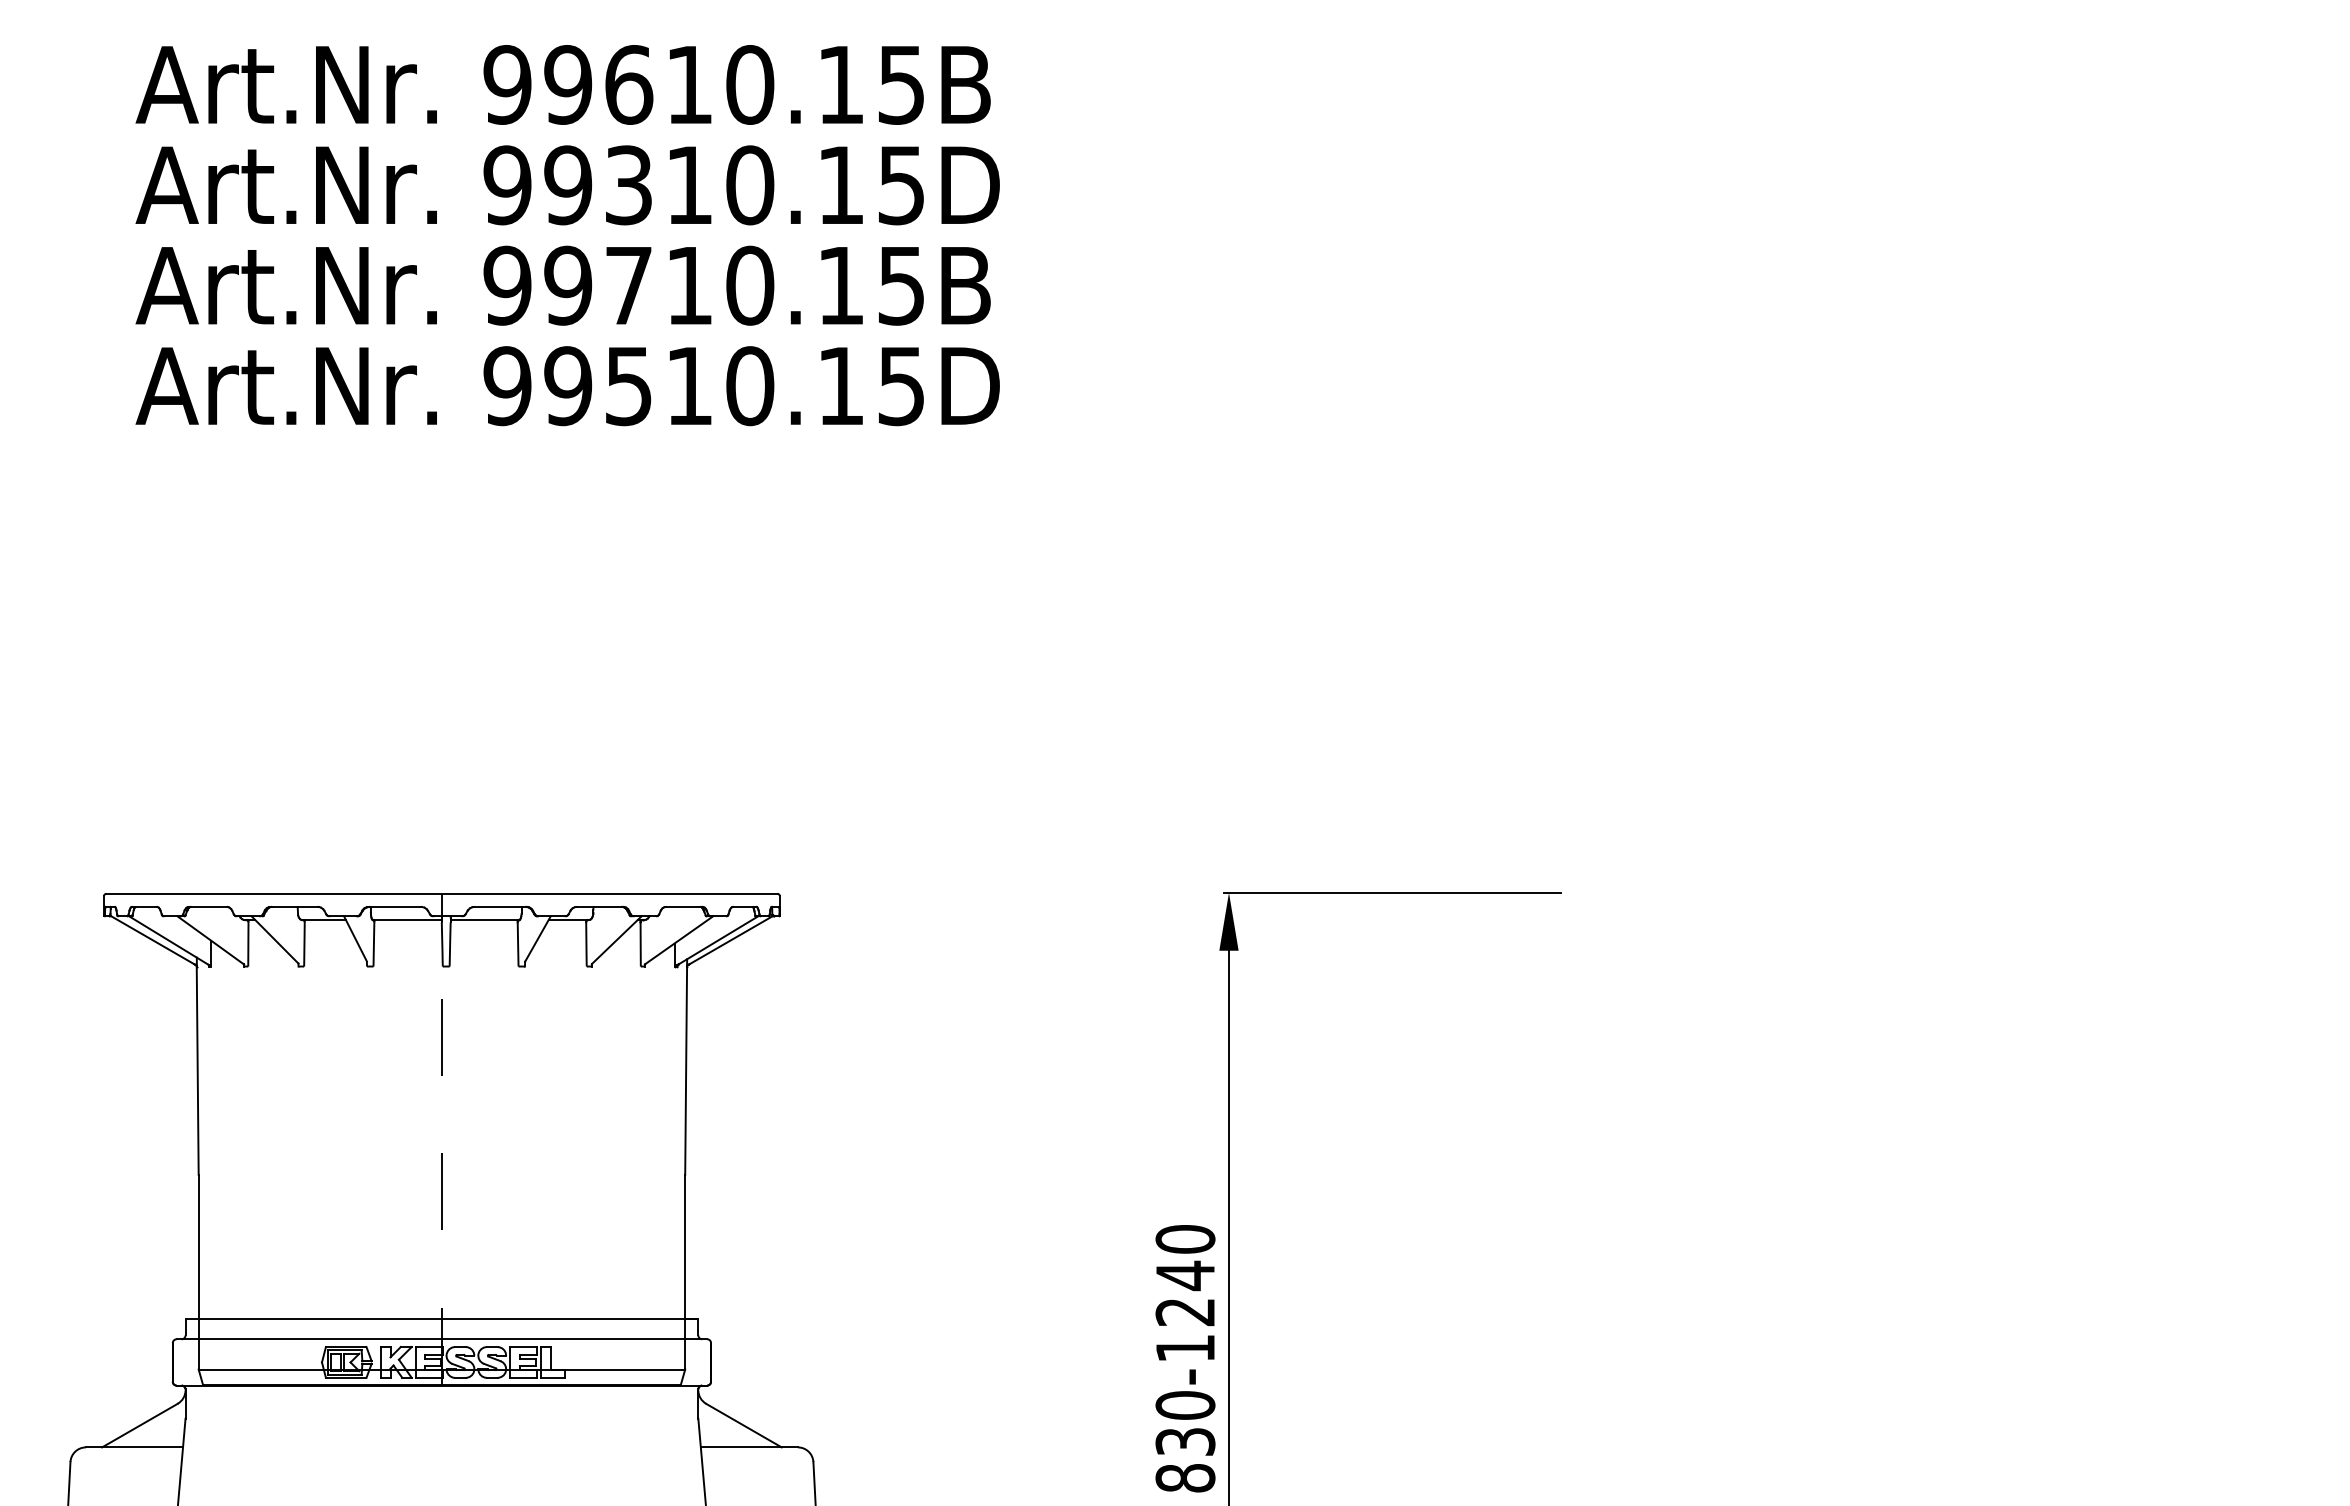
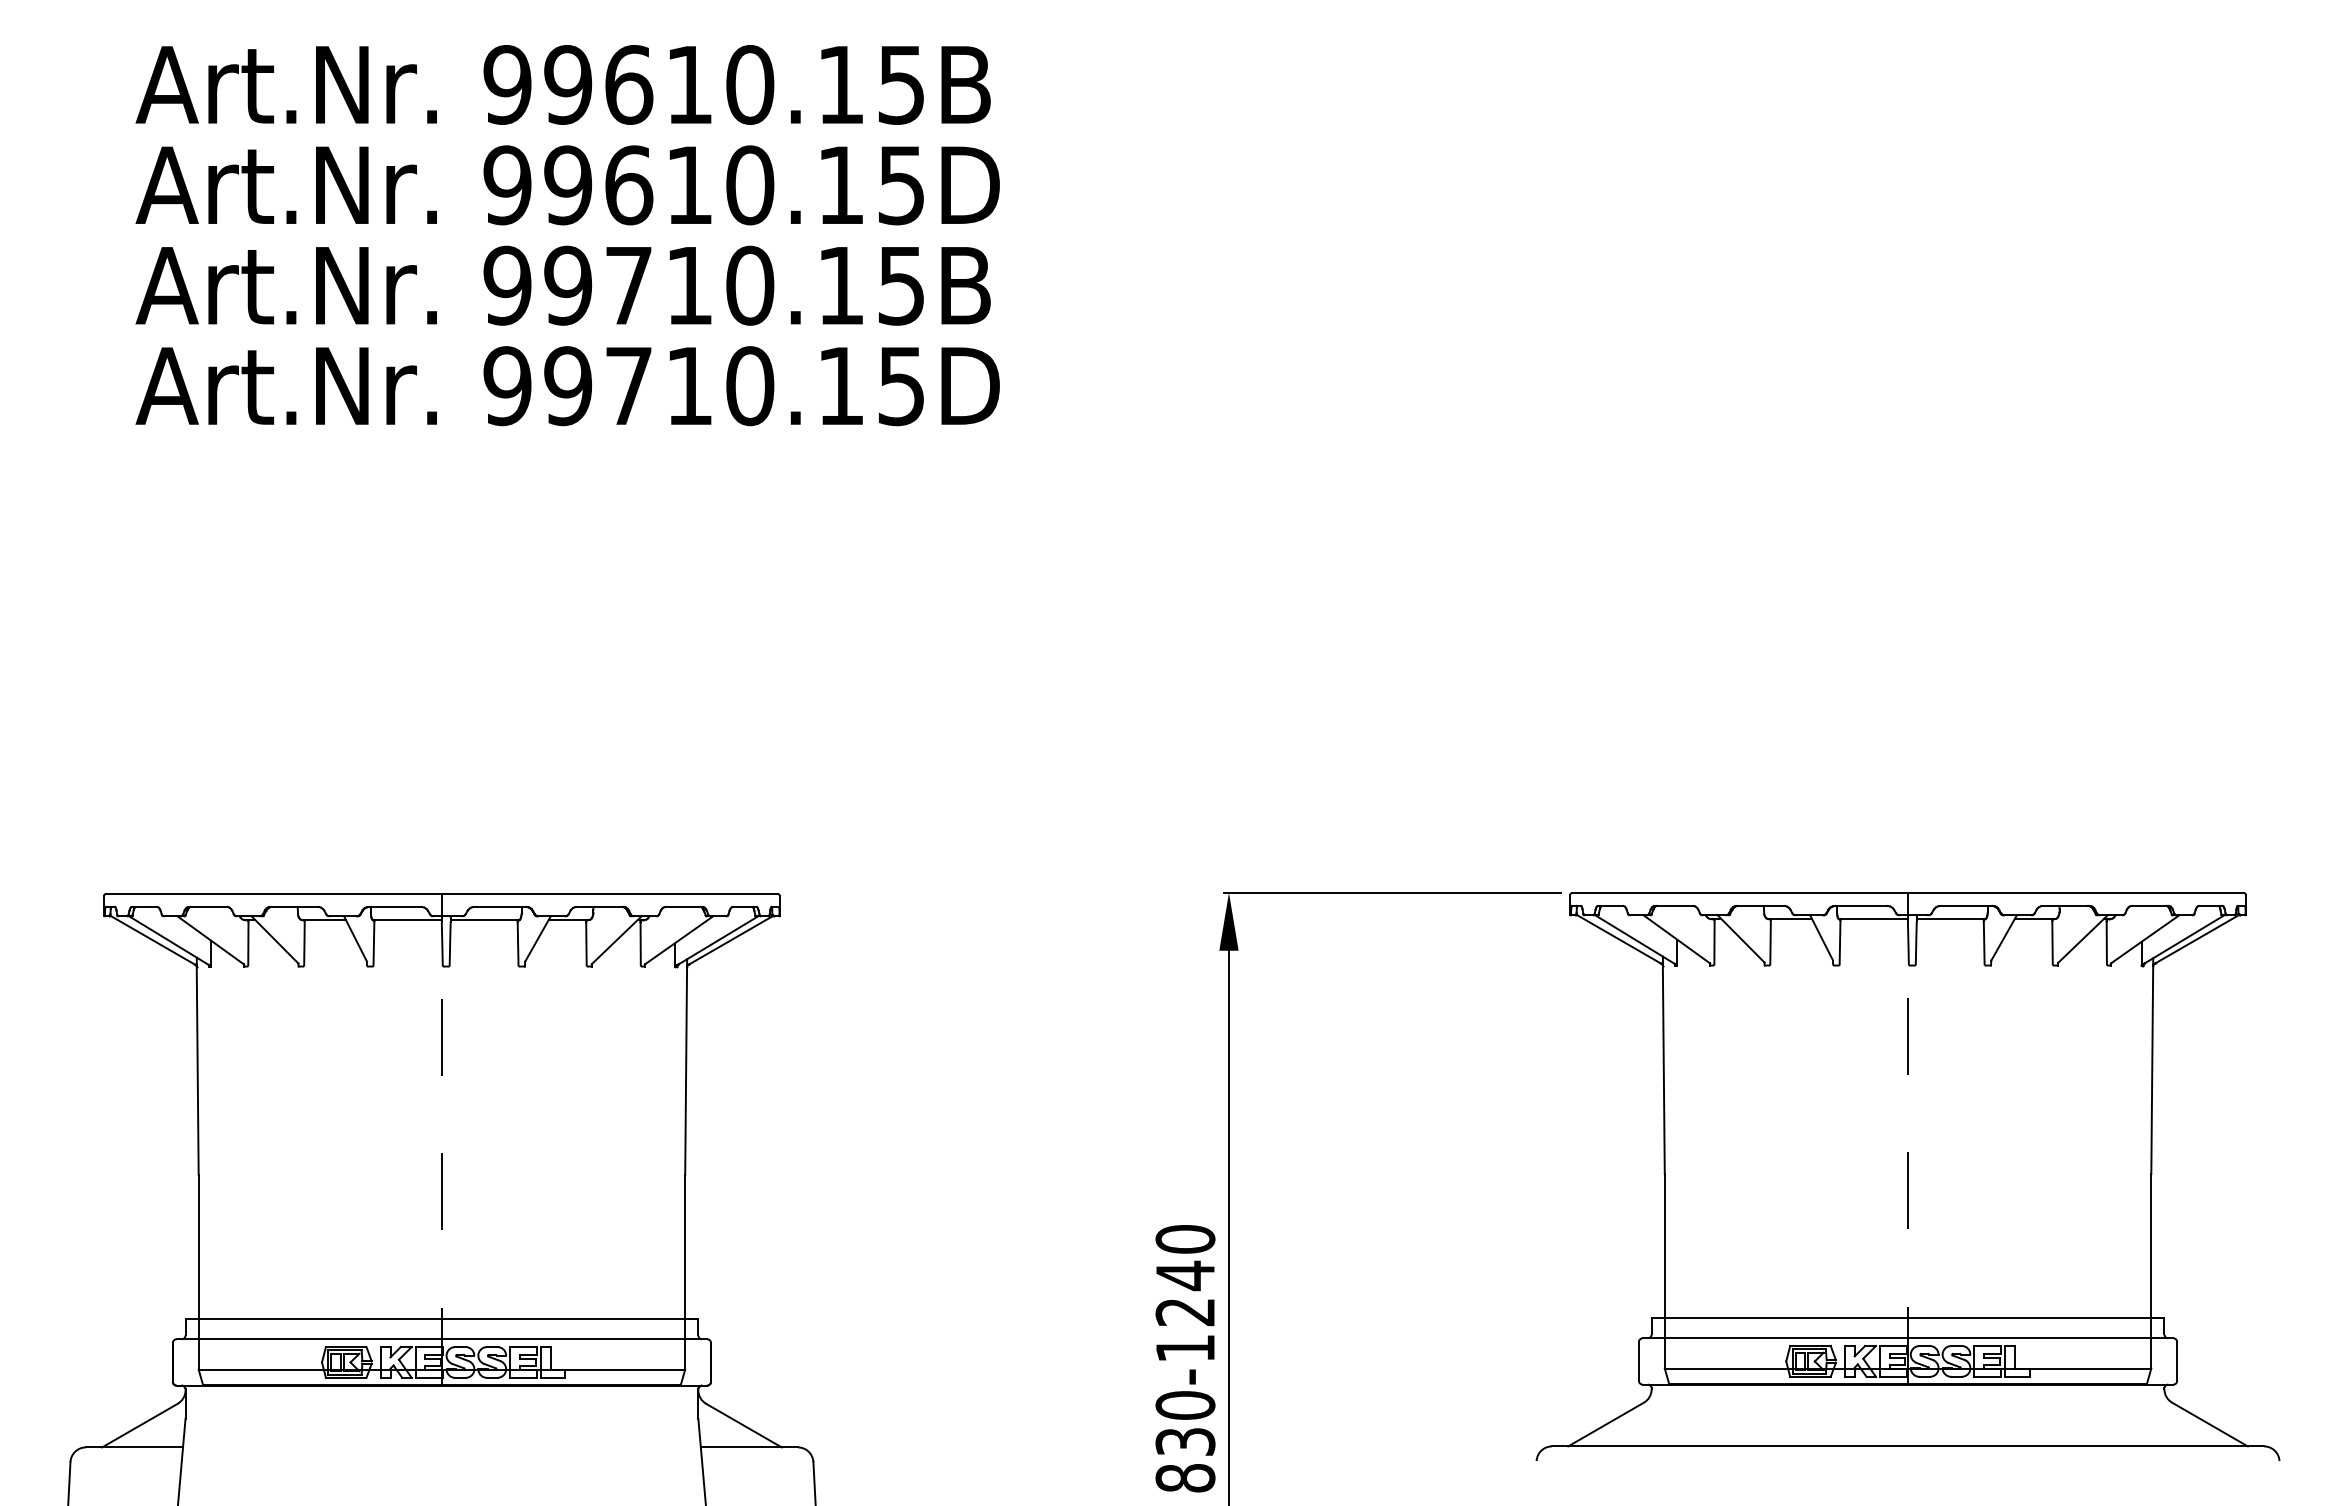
text: 99310.15D -> 99610.15D (629, 185)
text: 99510.15D -> 99710.15D (628, 386)
part: none -> present (1907, 1176)
